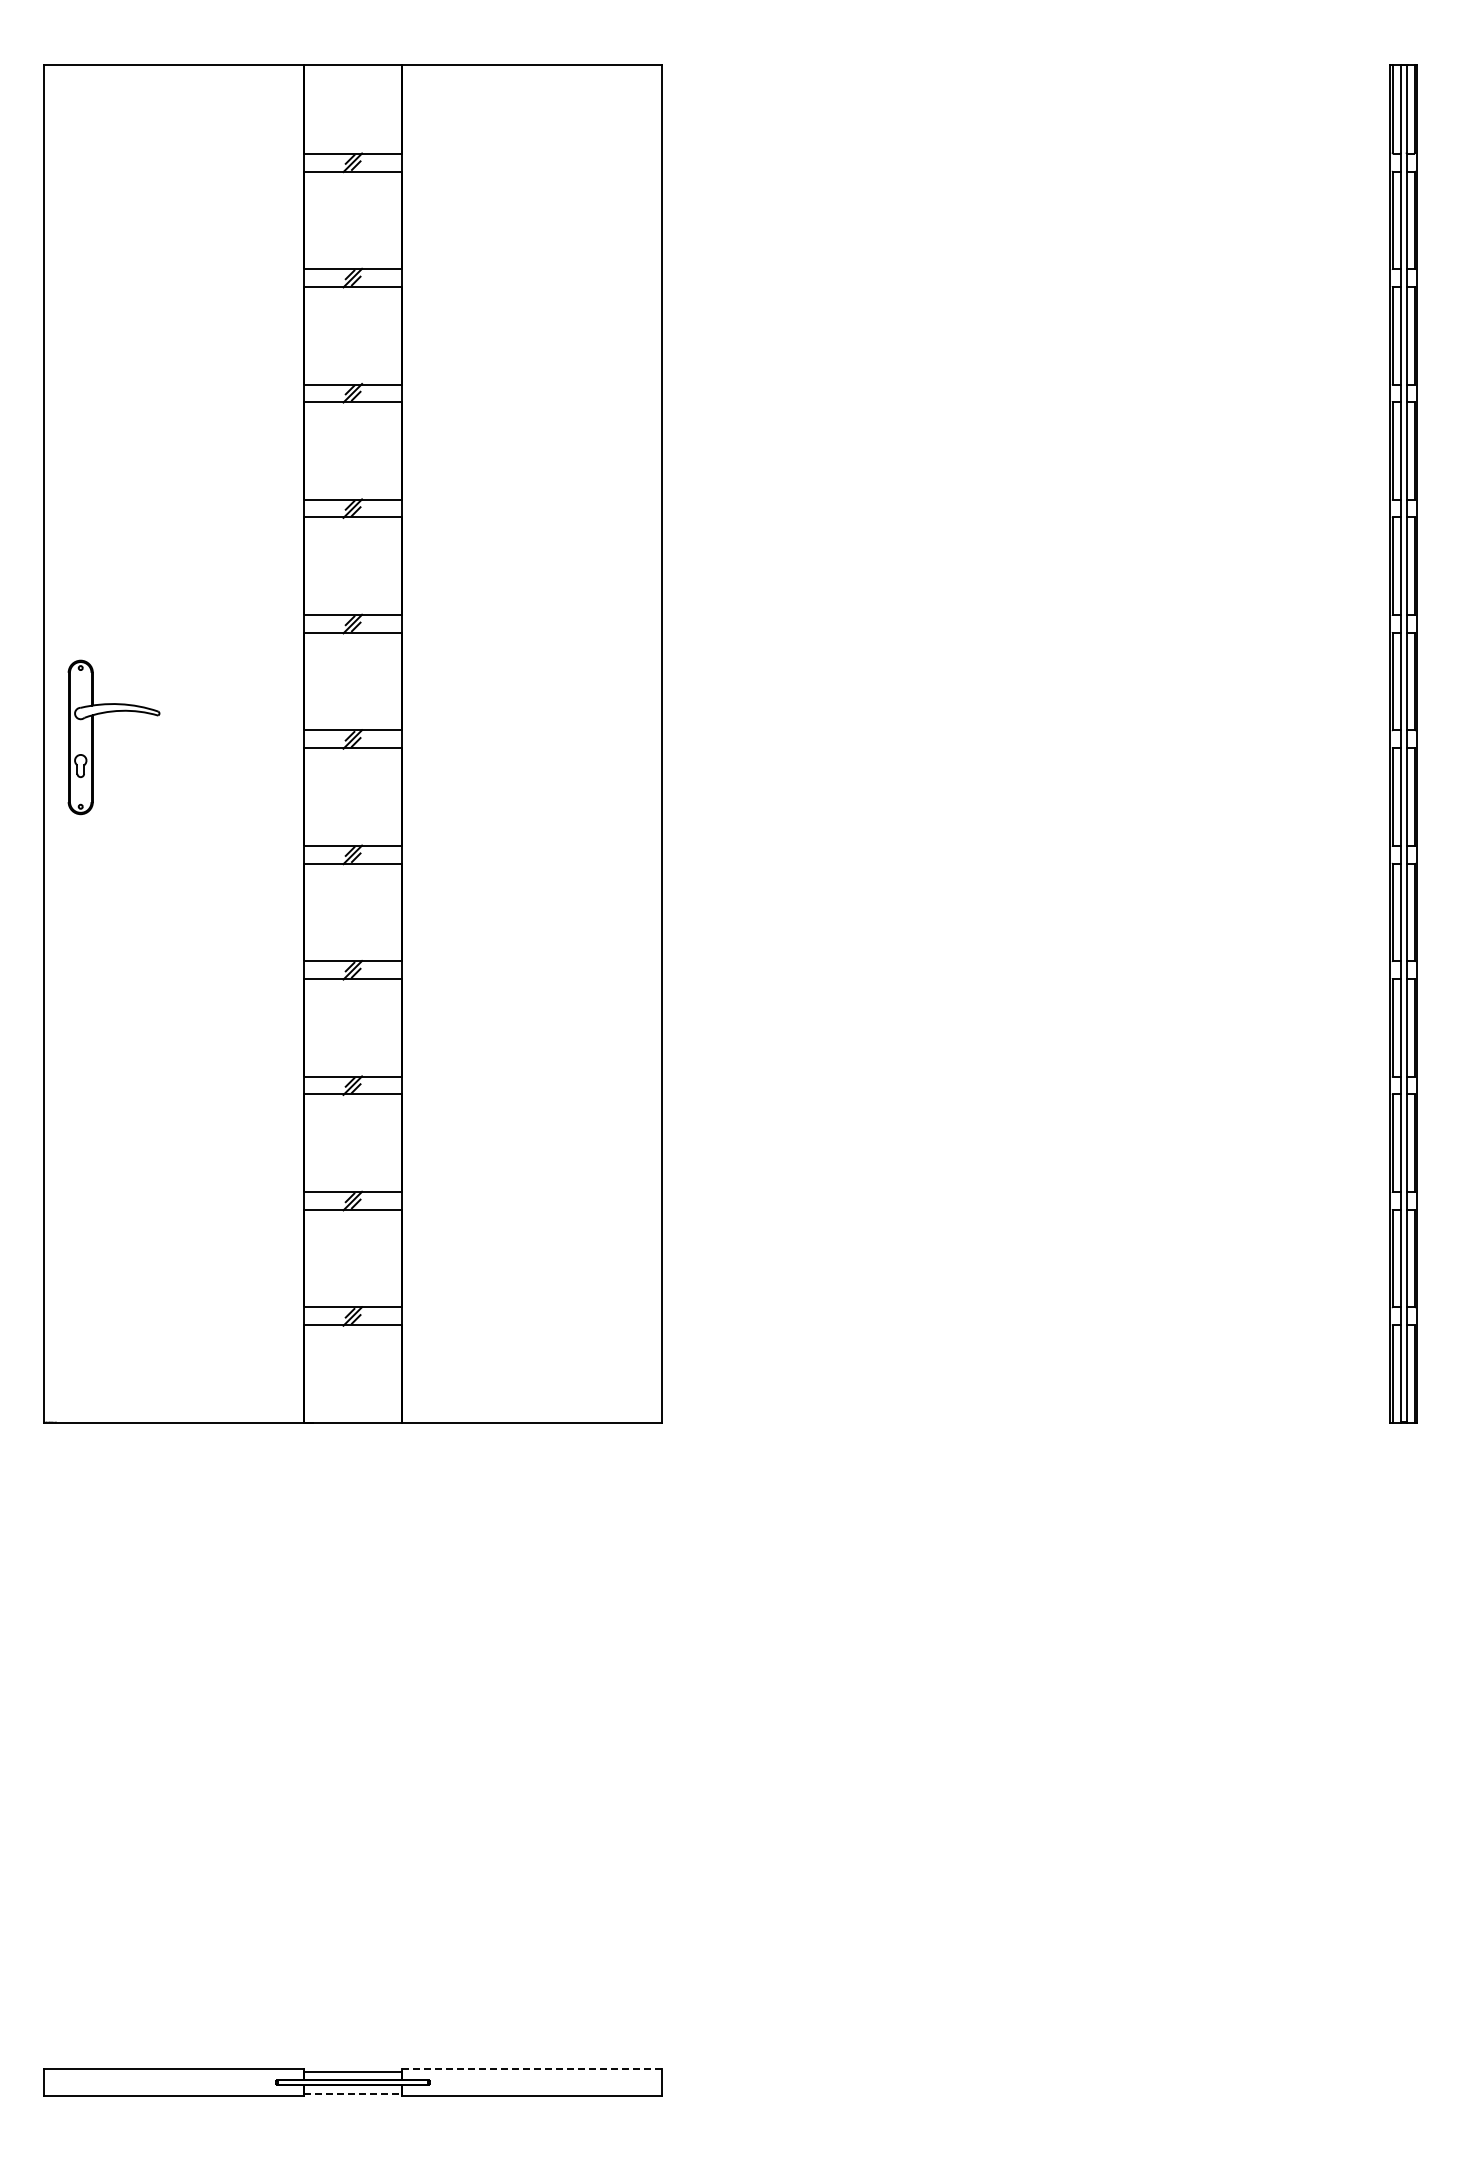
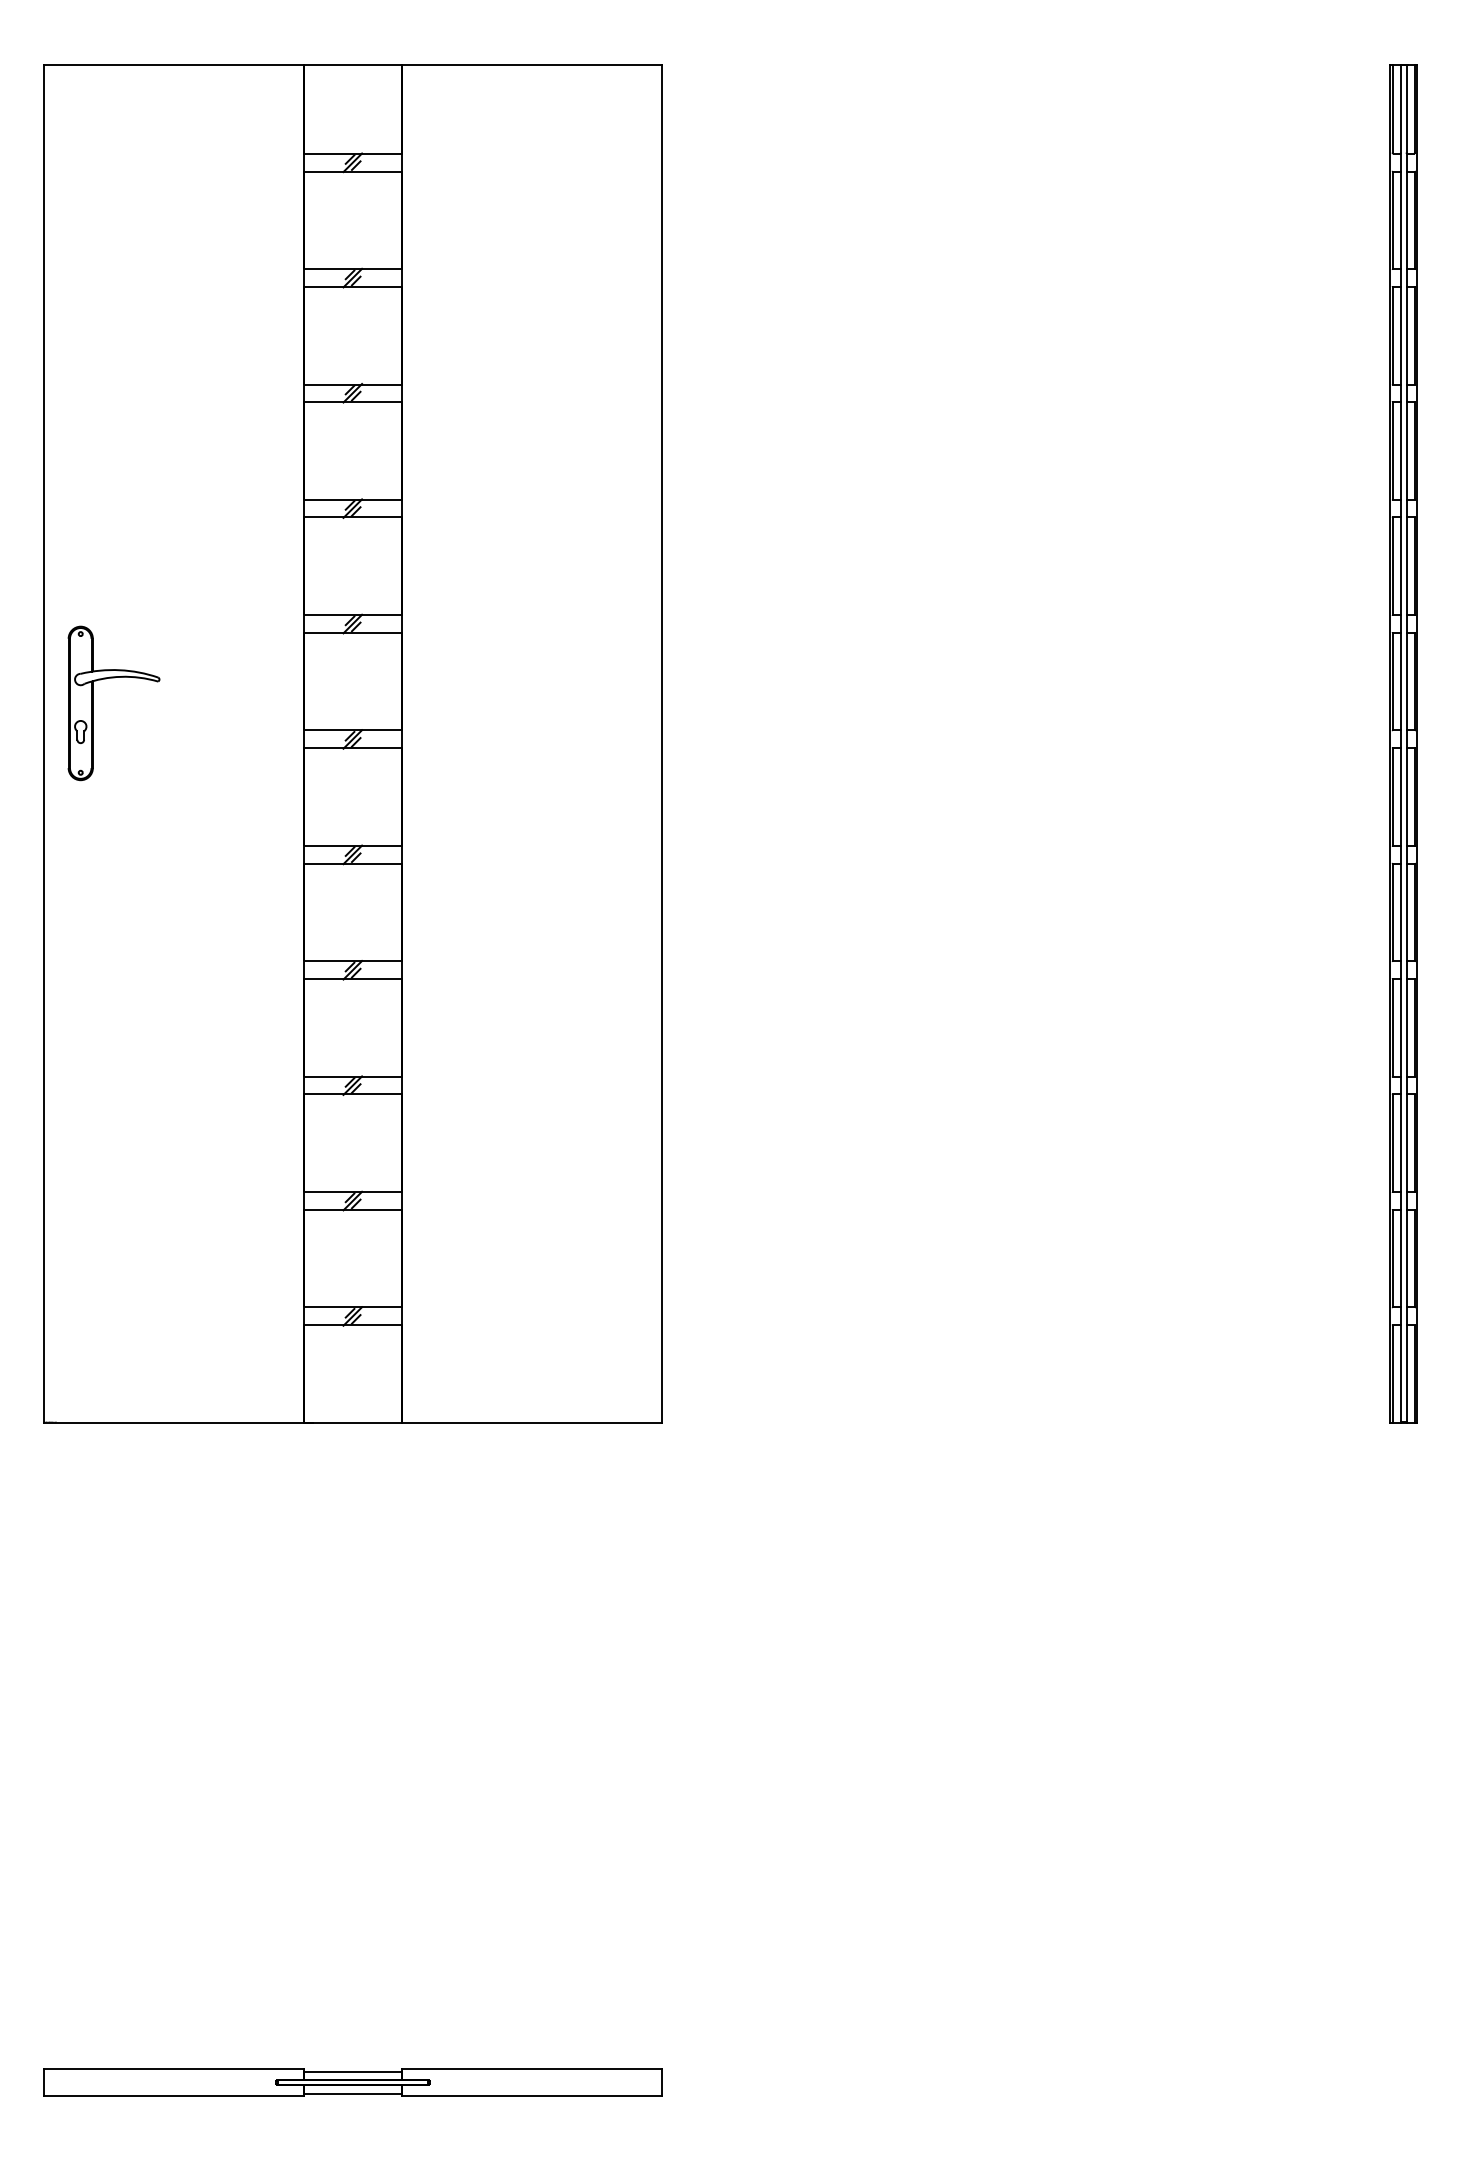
part position: (93, 737) -> (93, 703) (93, 703)
line: dashed -> solid (531, 2069)
line: dashed -> solid (352, 2093)
